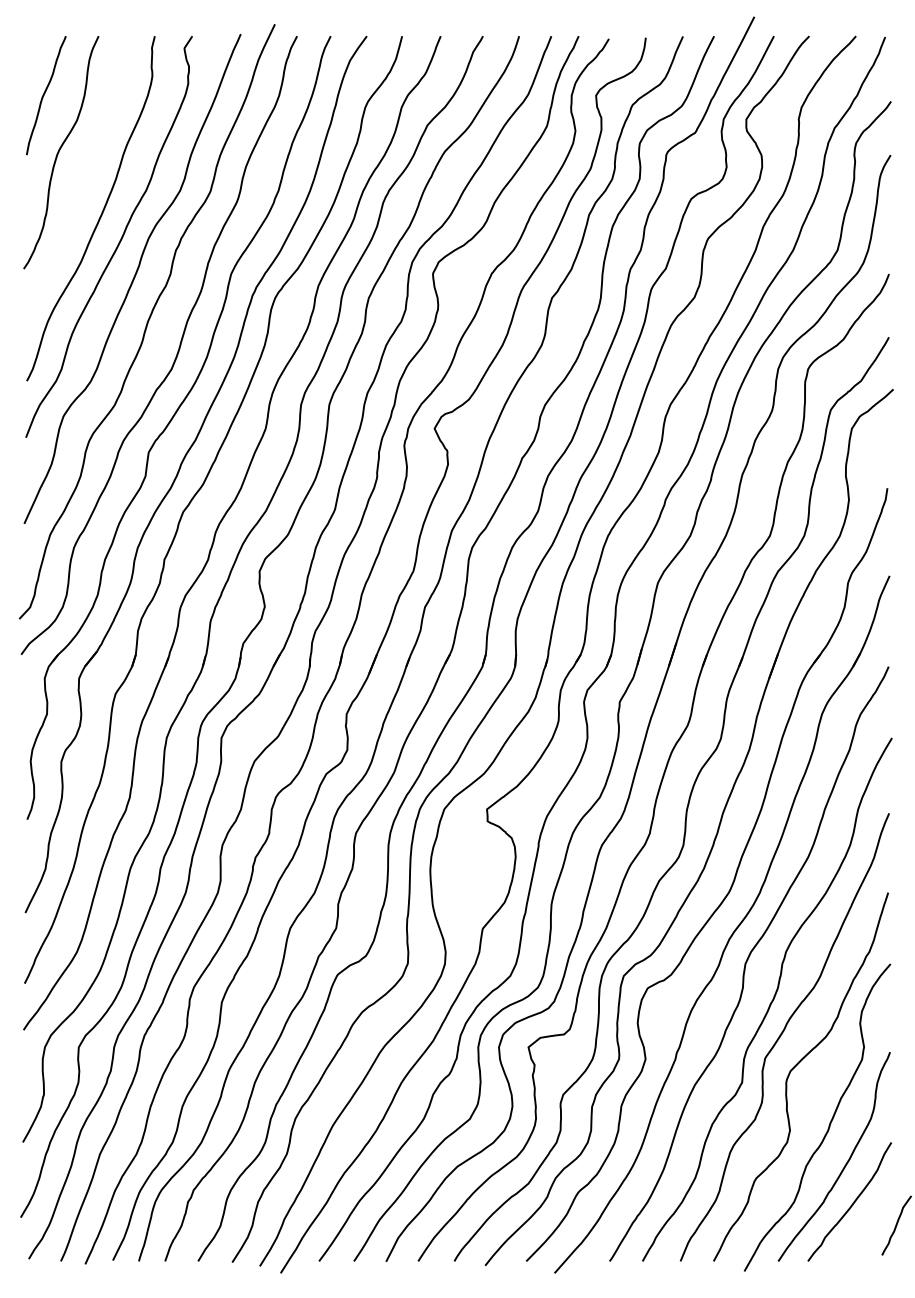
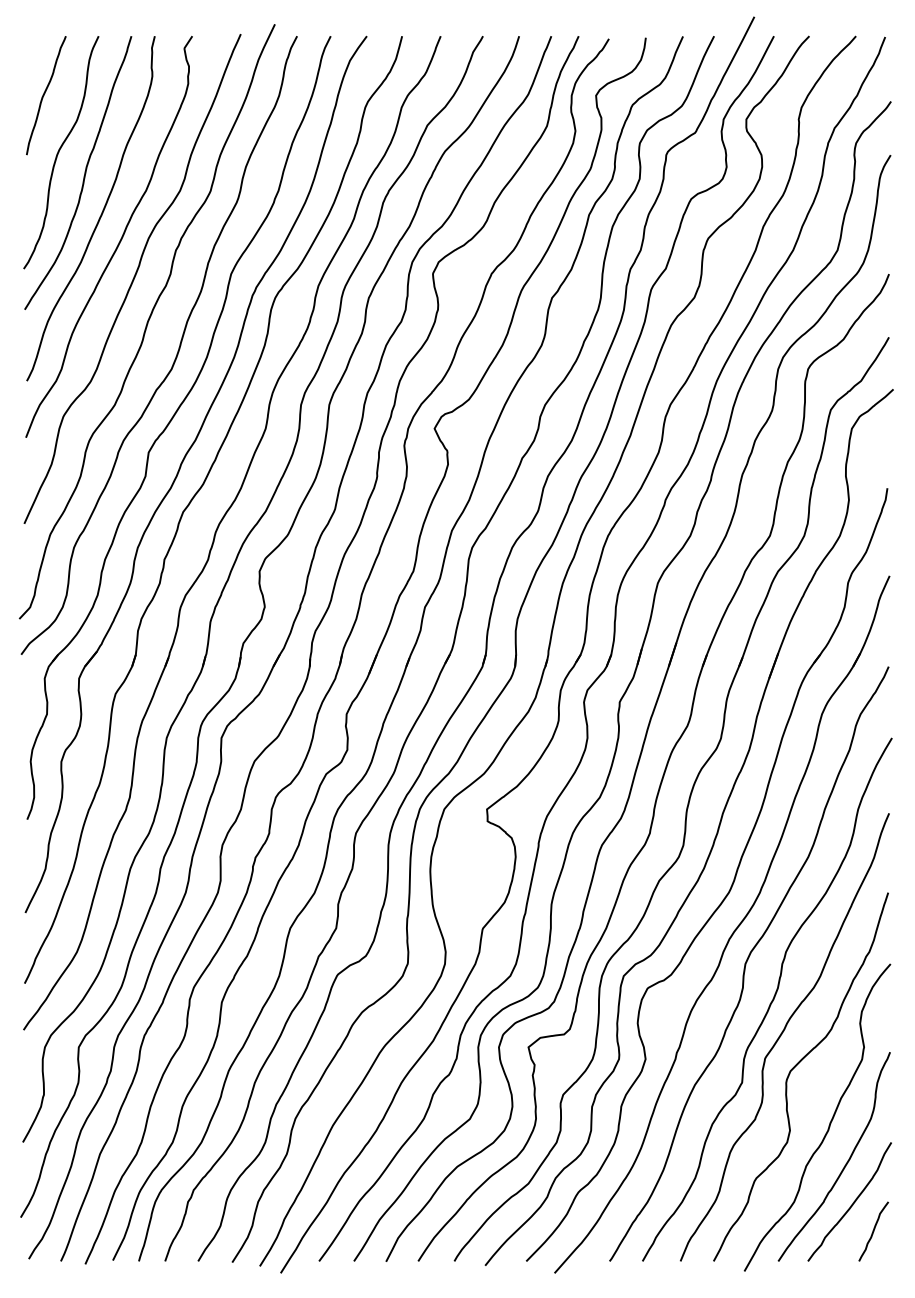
curve: none -> present (84, 172)
curve position: (896, 1225) -> (873, 1231) (873, 1231)
